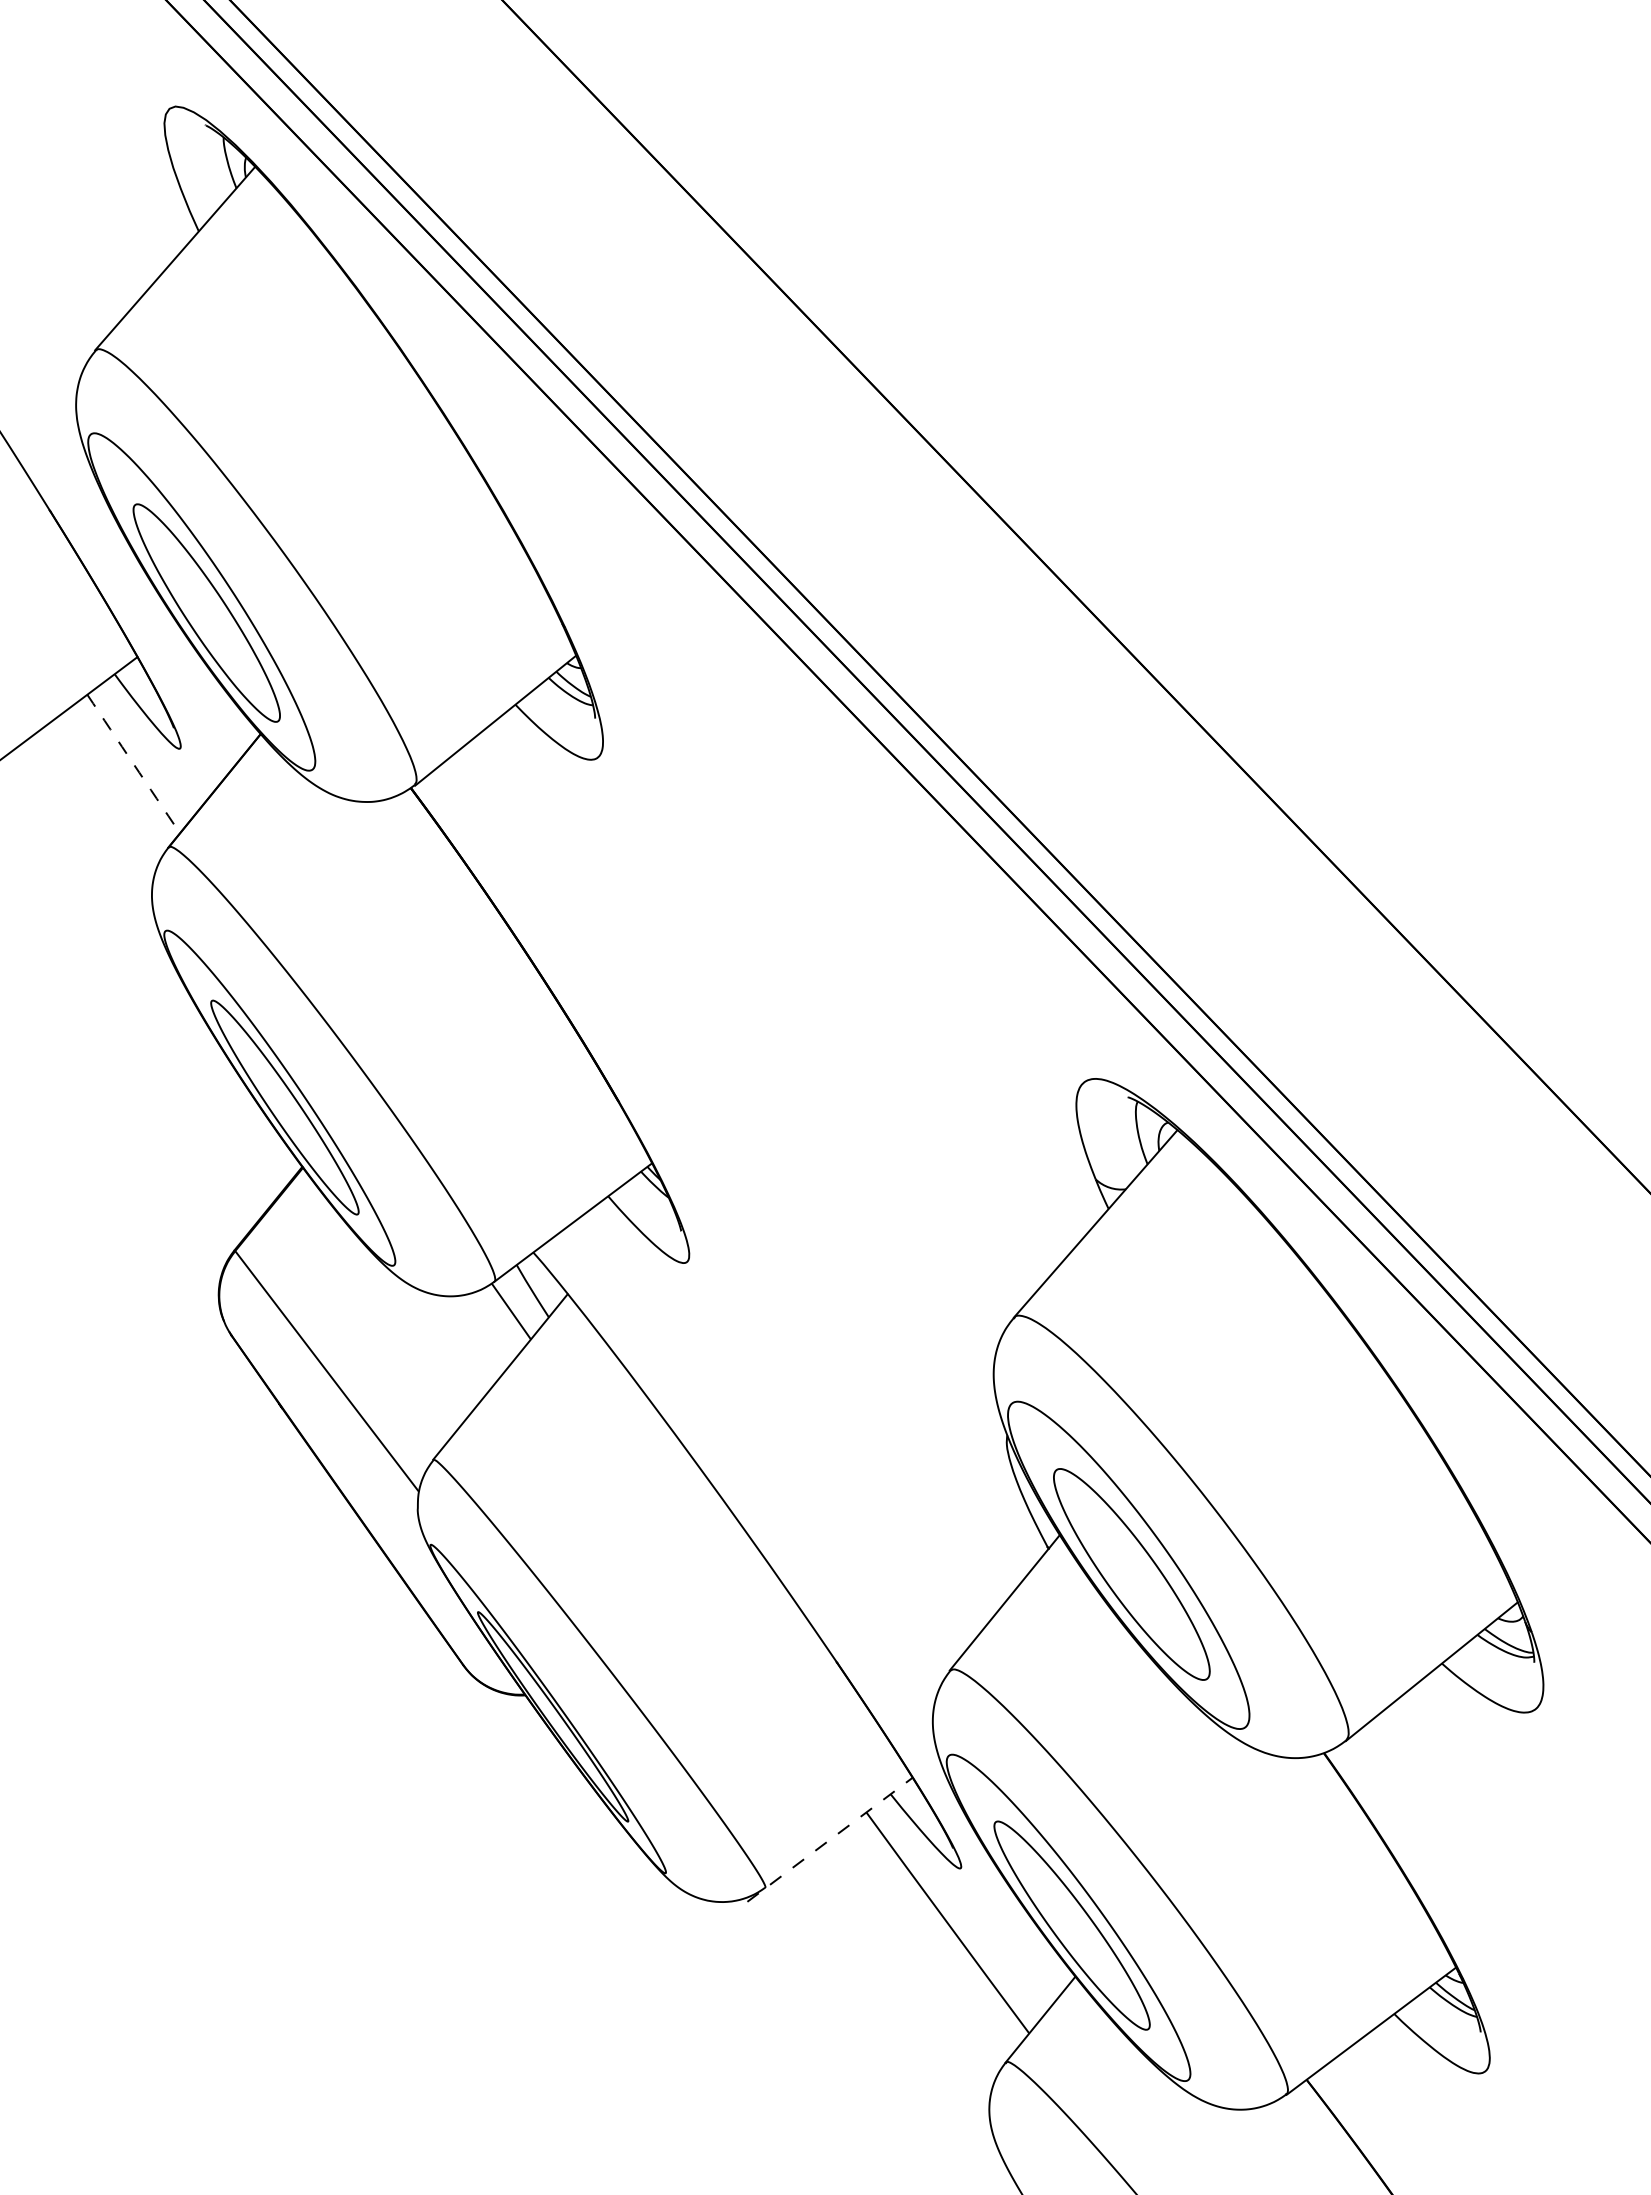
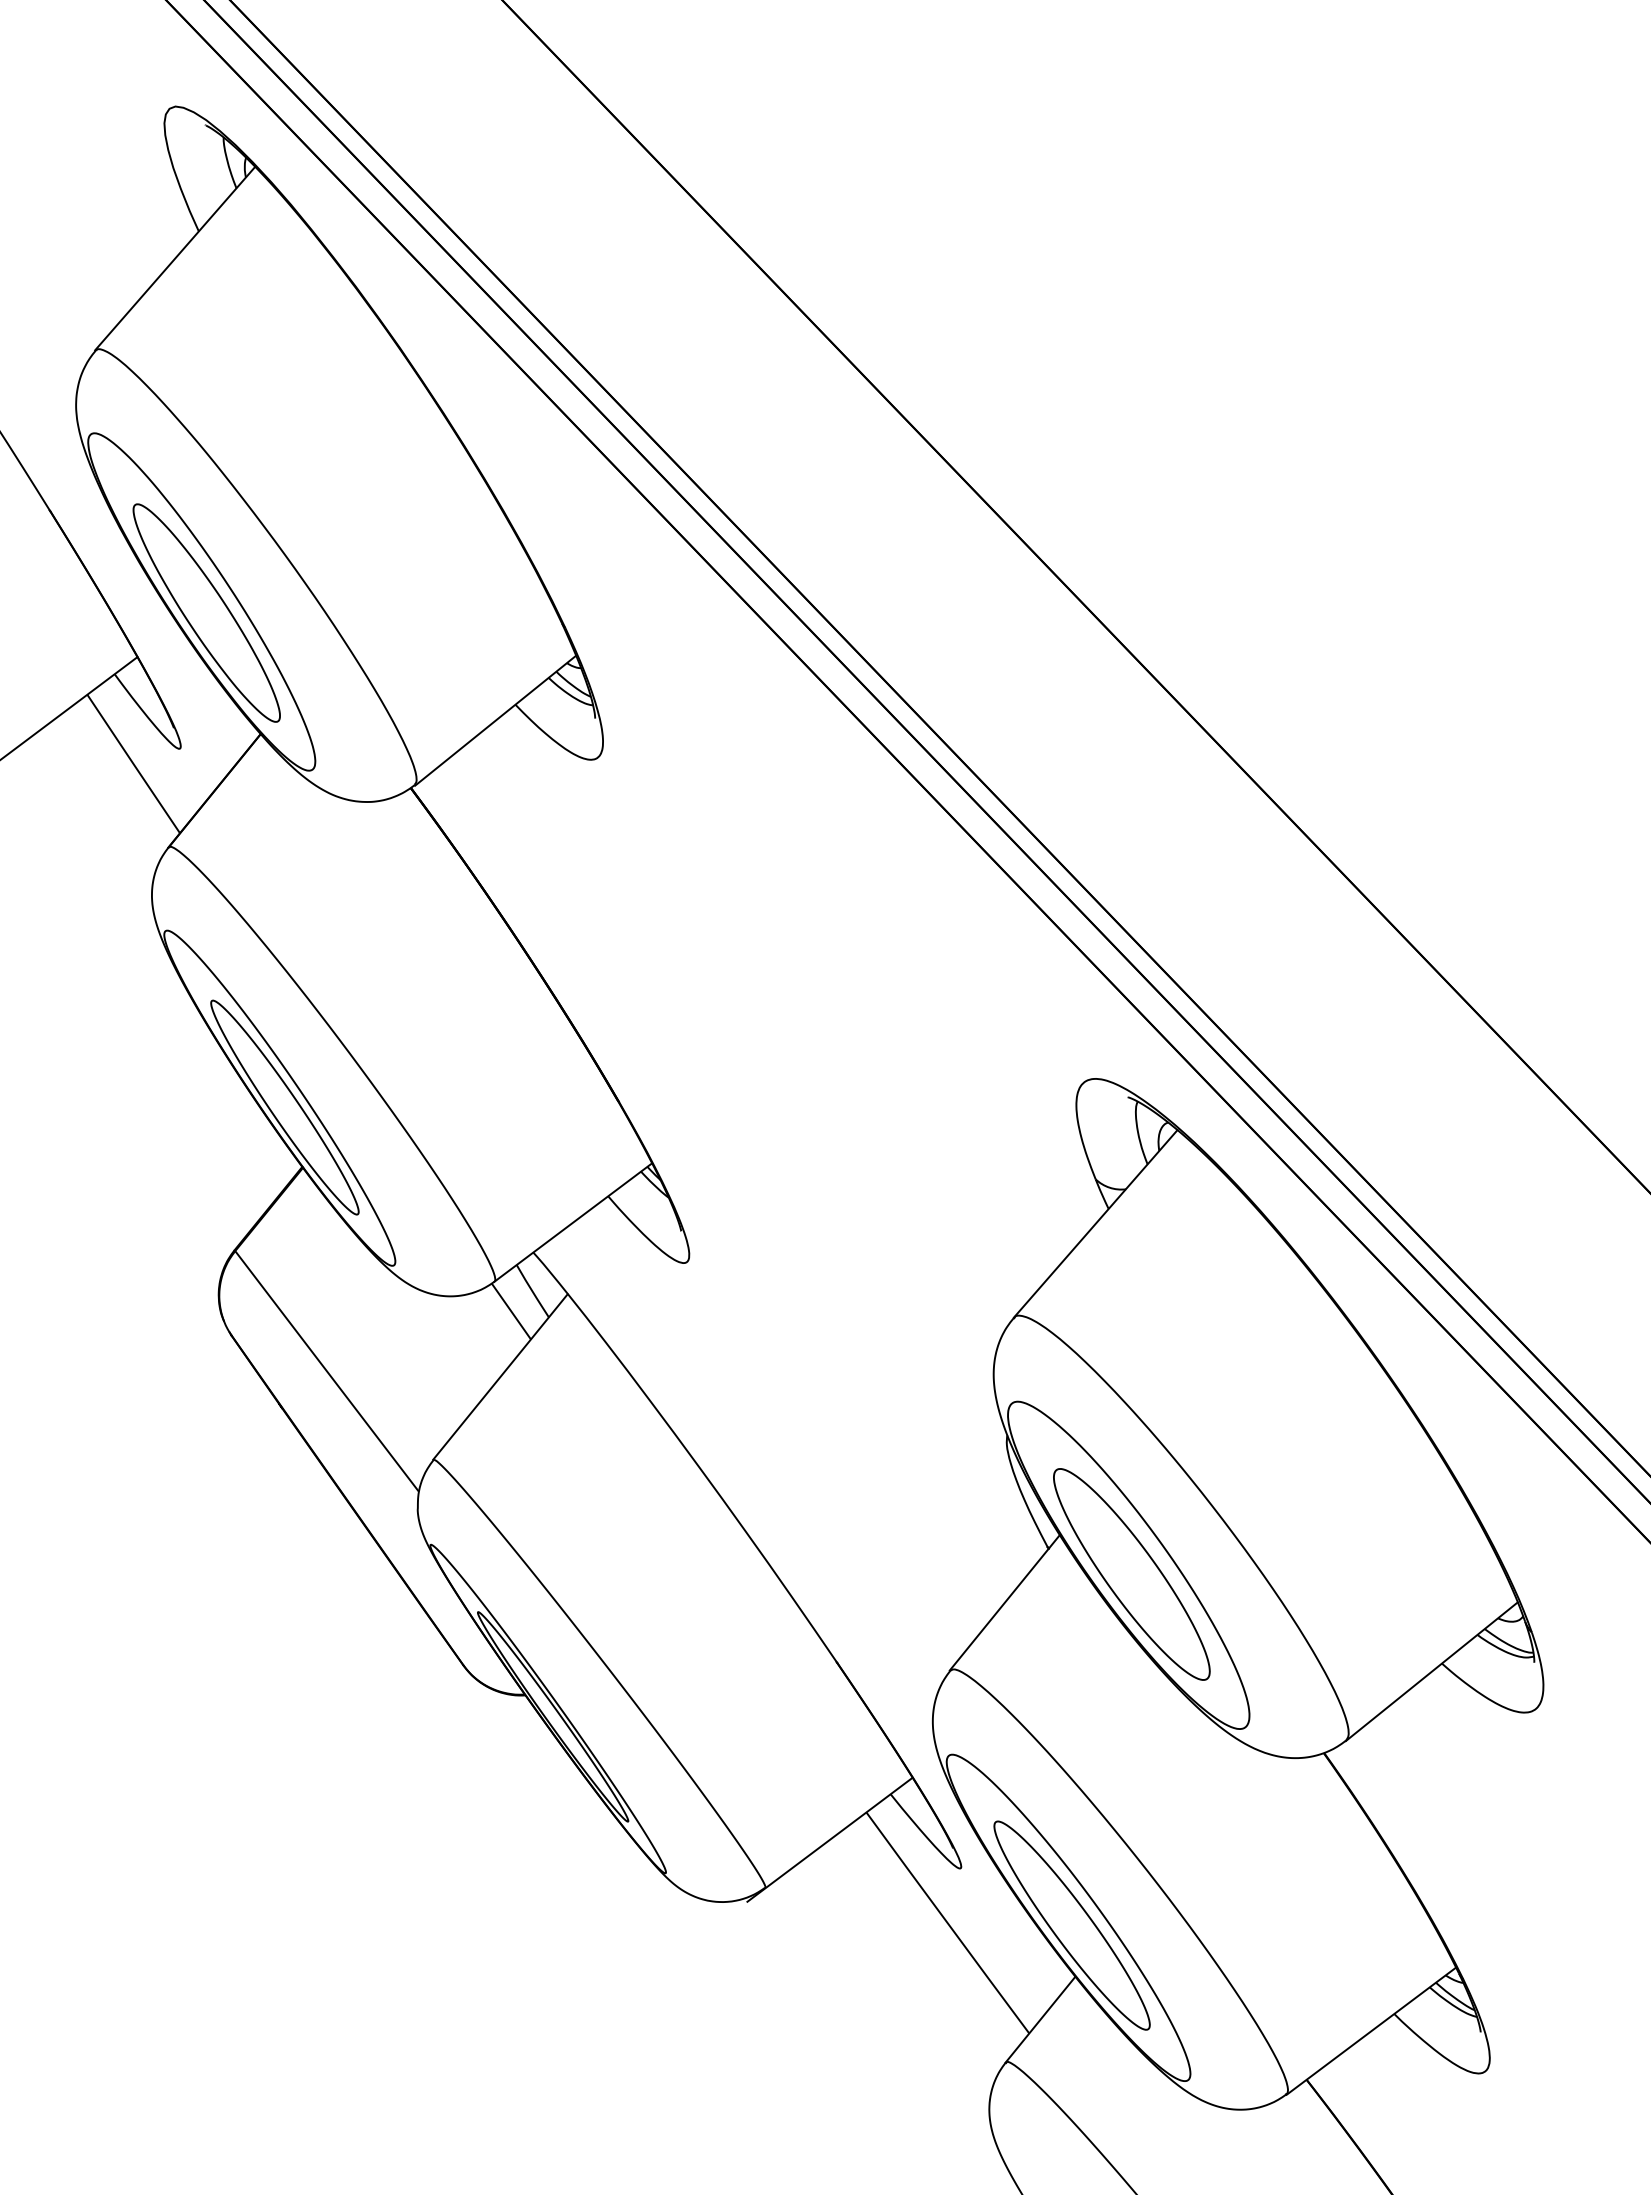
arc: dashed -> solid (133, 764)
line: dashed -> solid (830, 1839)
